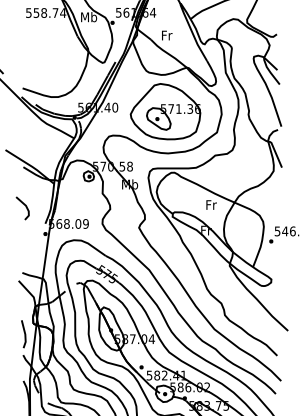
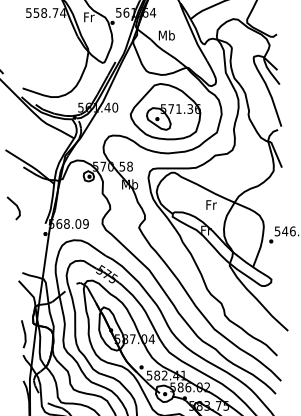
text: Mb -> Fr (89, 17)
text: Fr -> Mb (166, 35)
line position: (25, 207) -> (16, 207) (16, 207)
